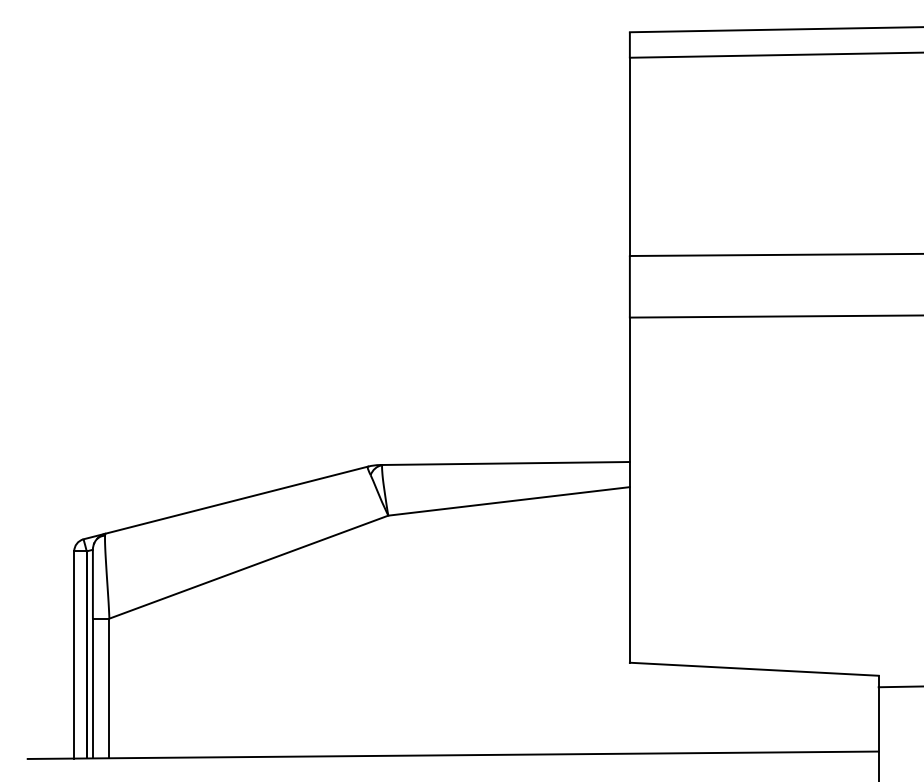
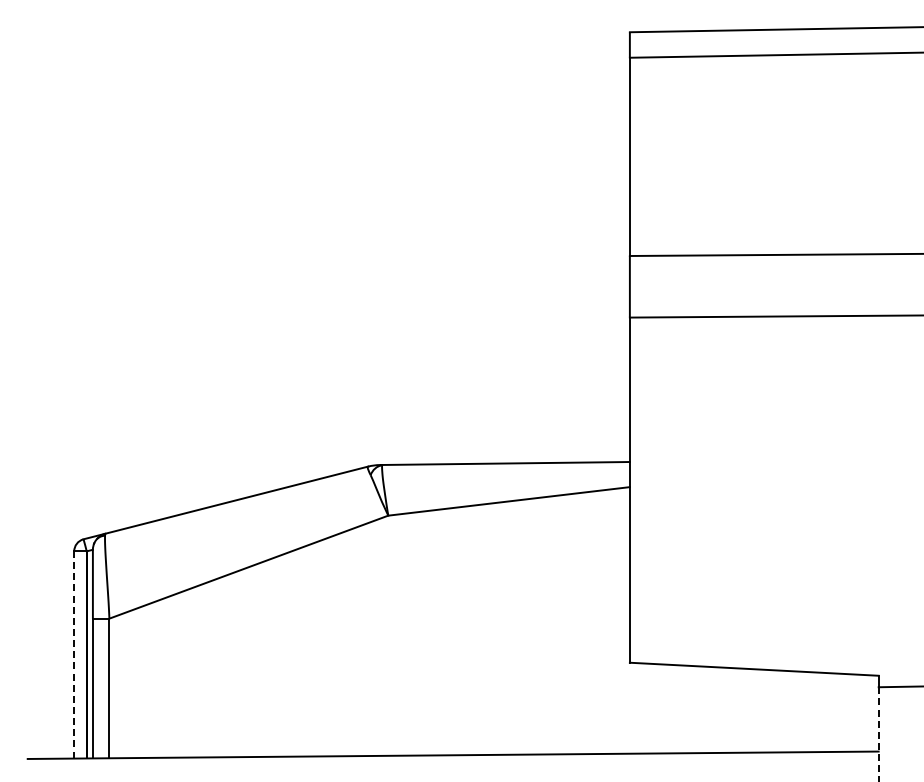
line: solid -> dashed (74, 654)
line: solid -> dashed (878, 734)
